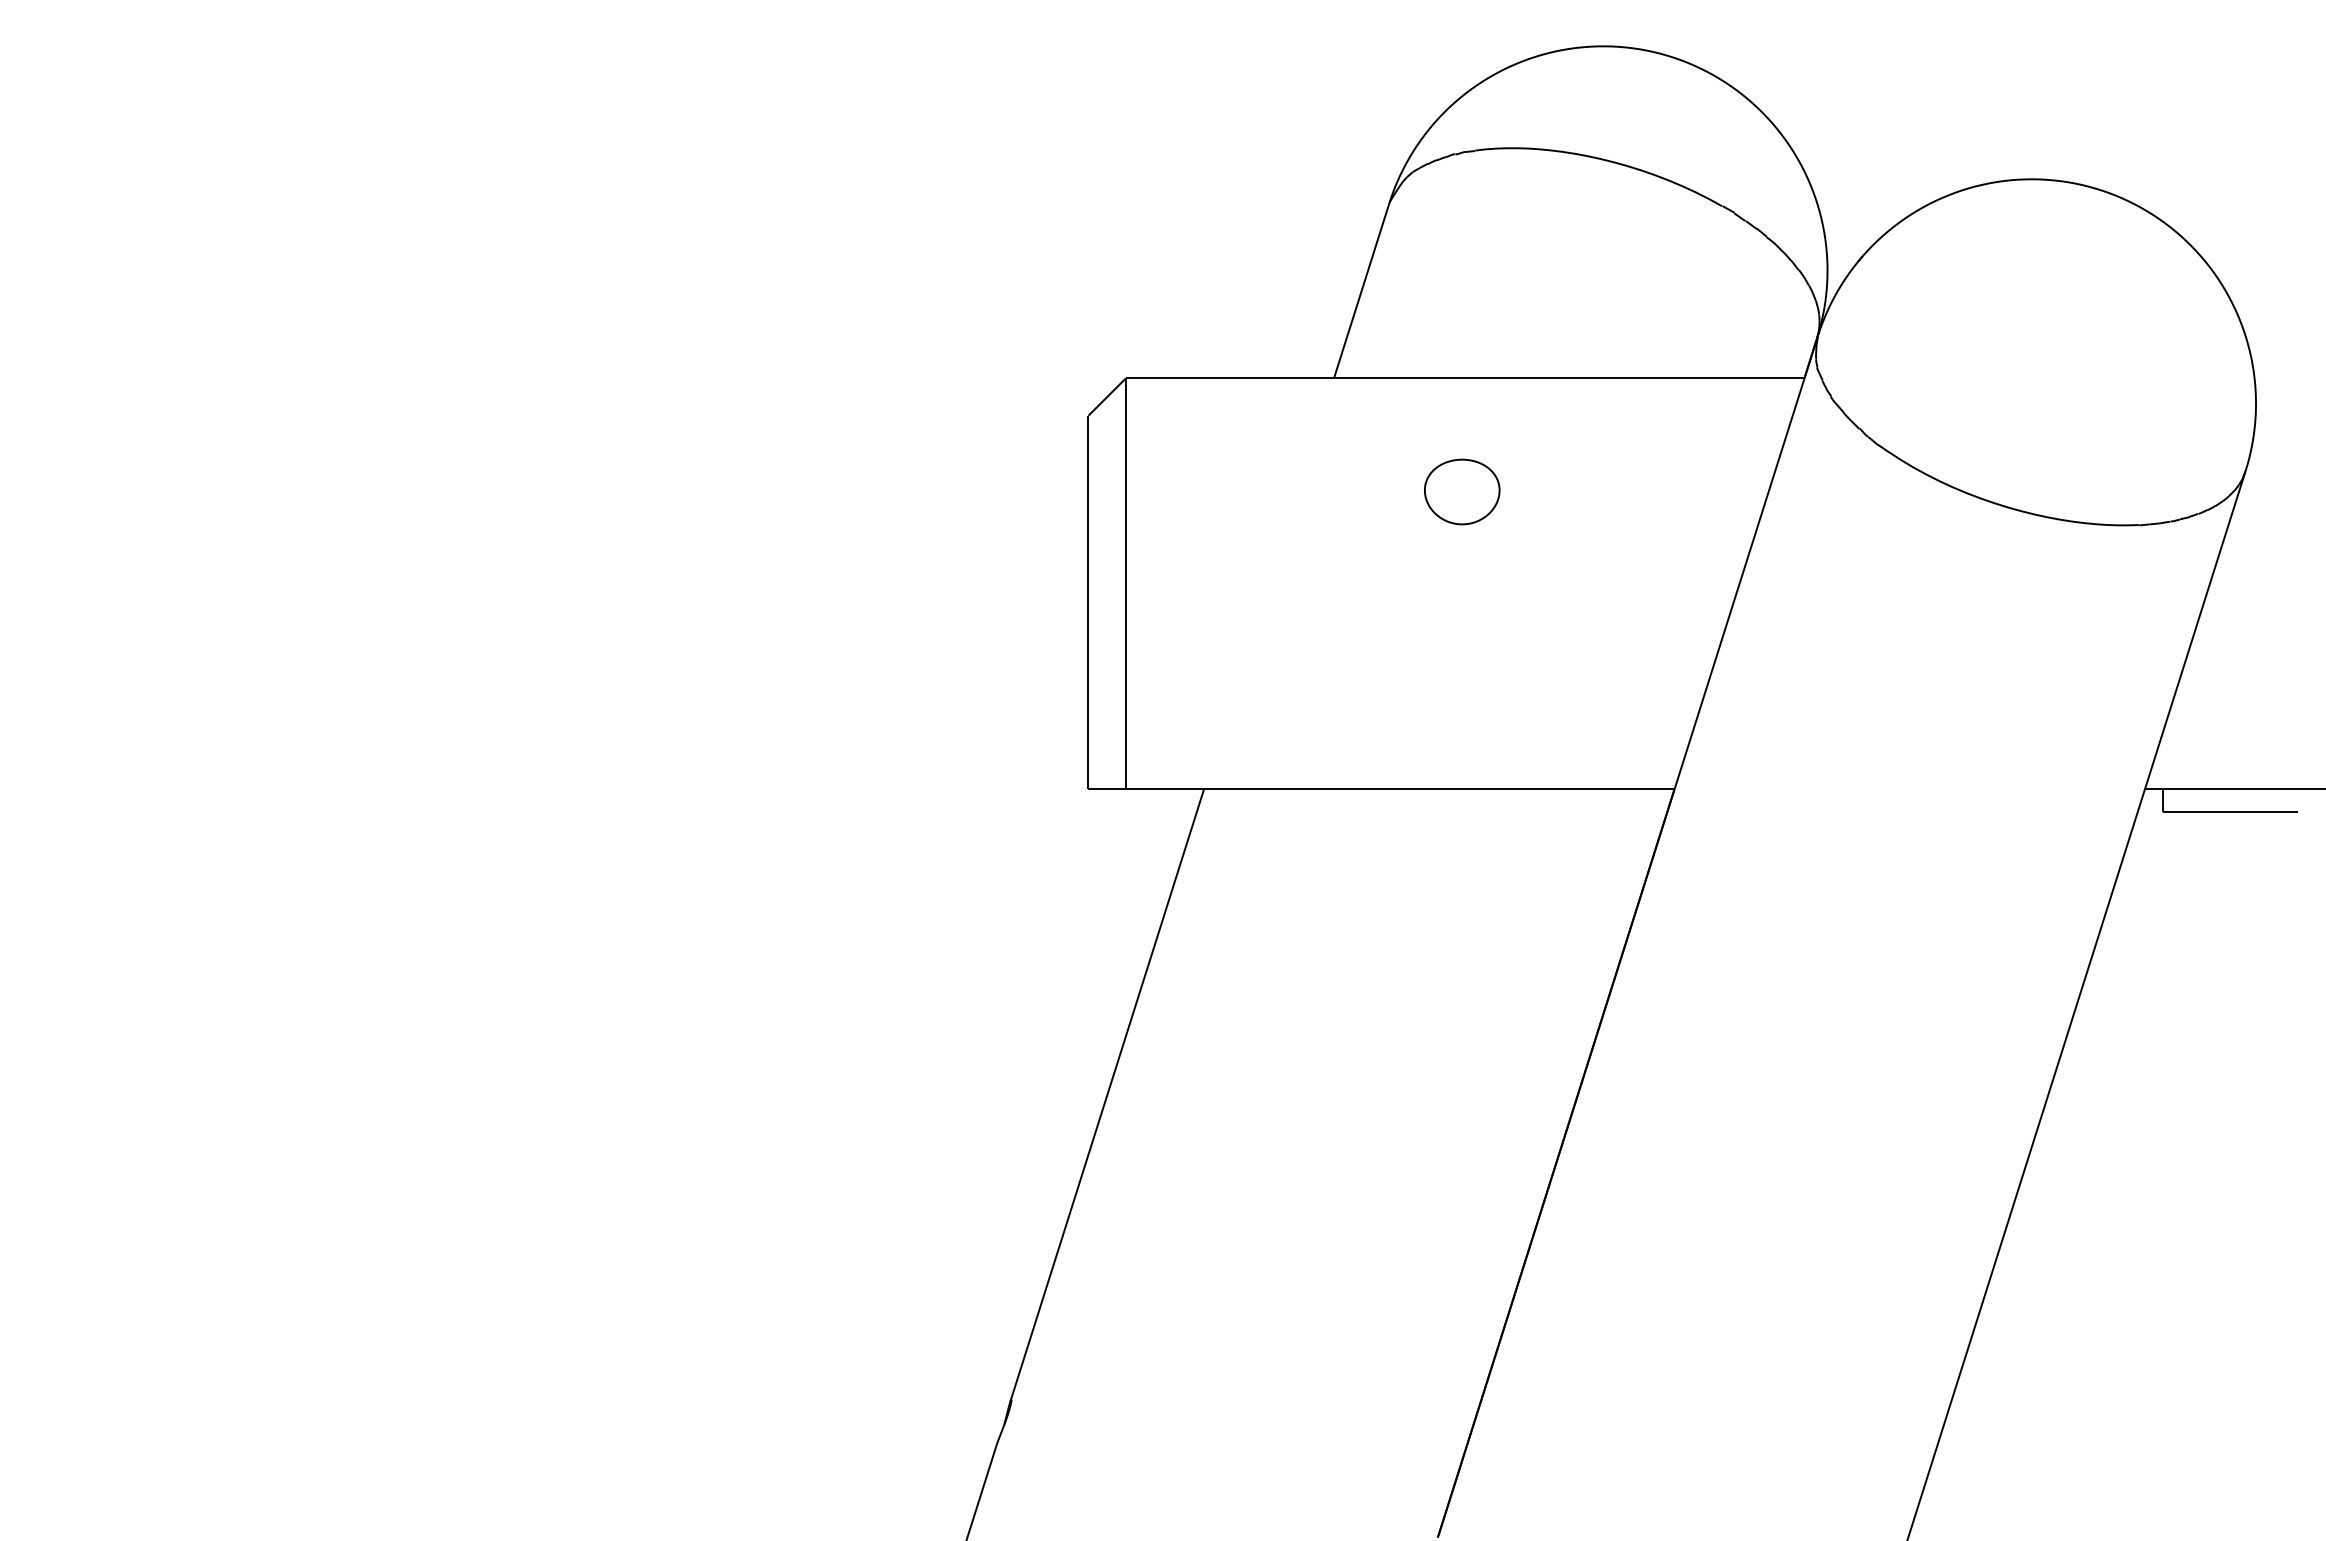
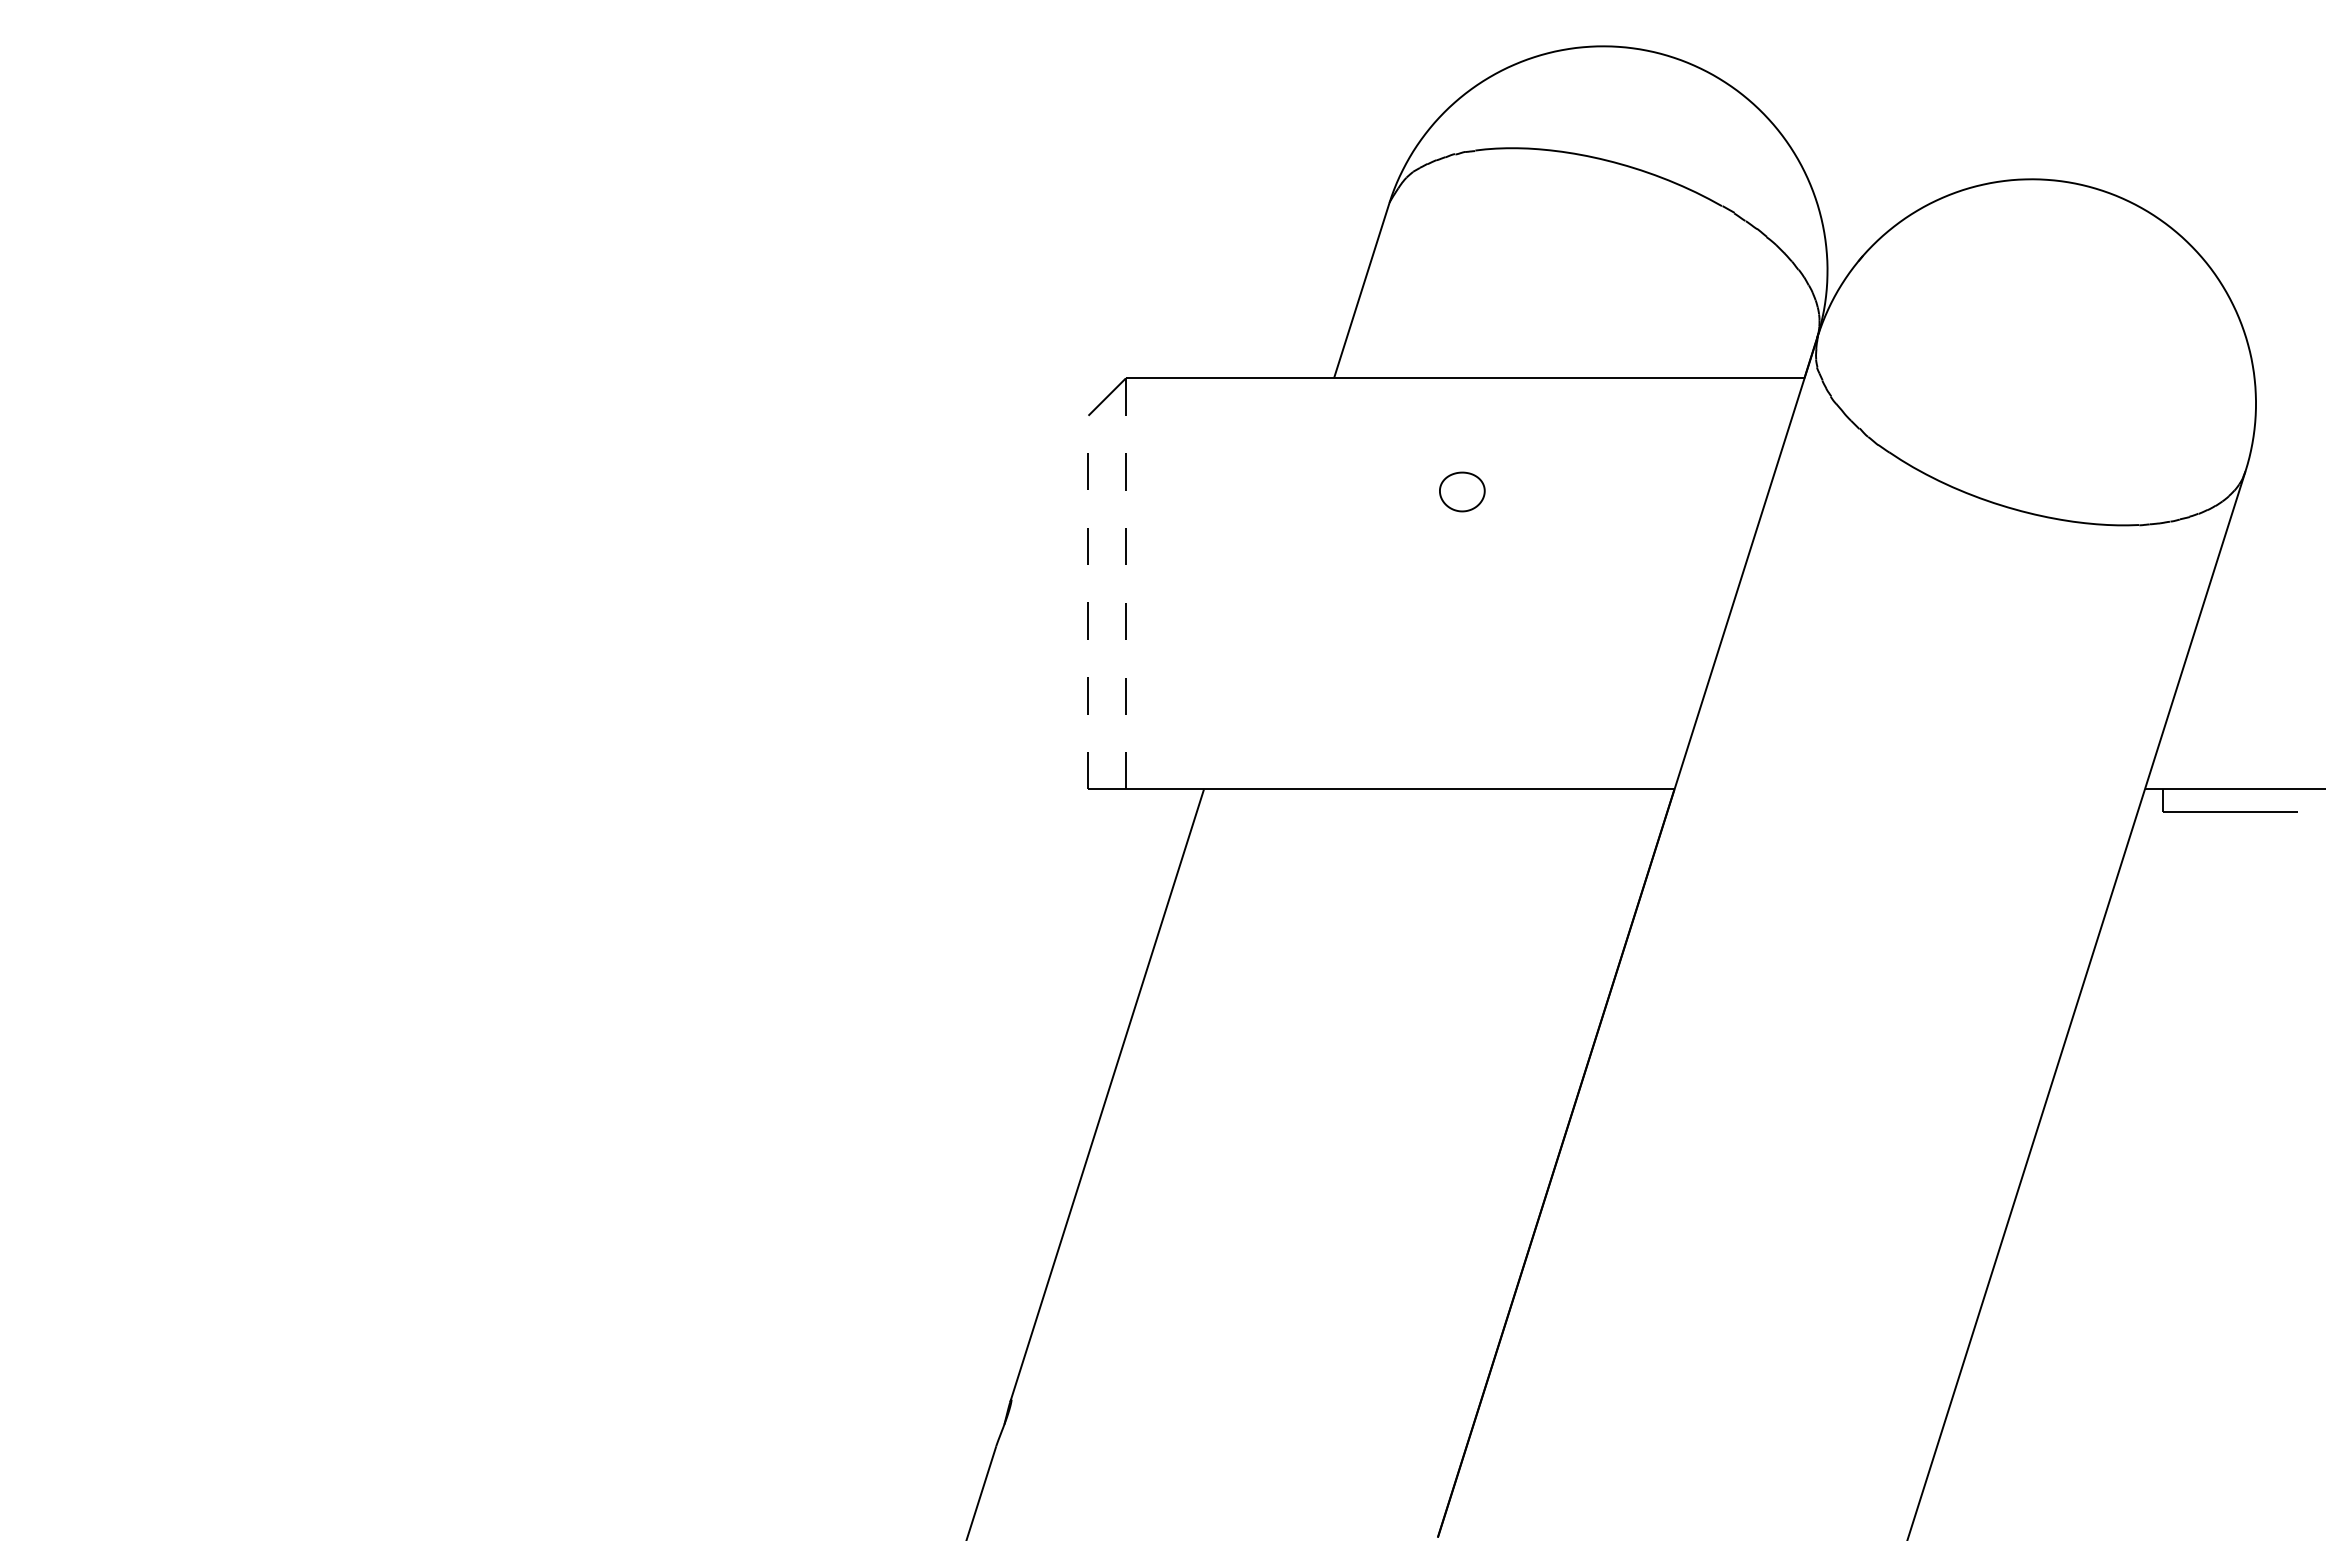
part size: 77x68 px -> 47x42 px (1462, 491)
line: solid -> dashed (1125, 583)
line: solid -> dashed (1088, 602)
